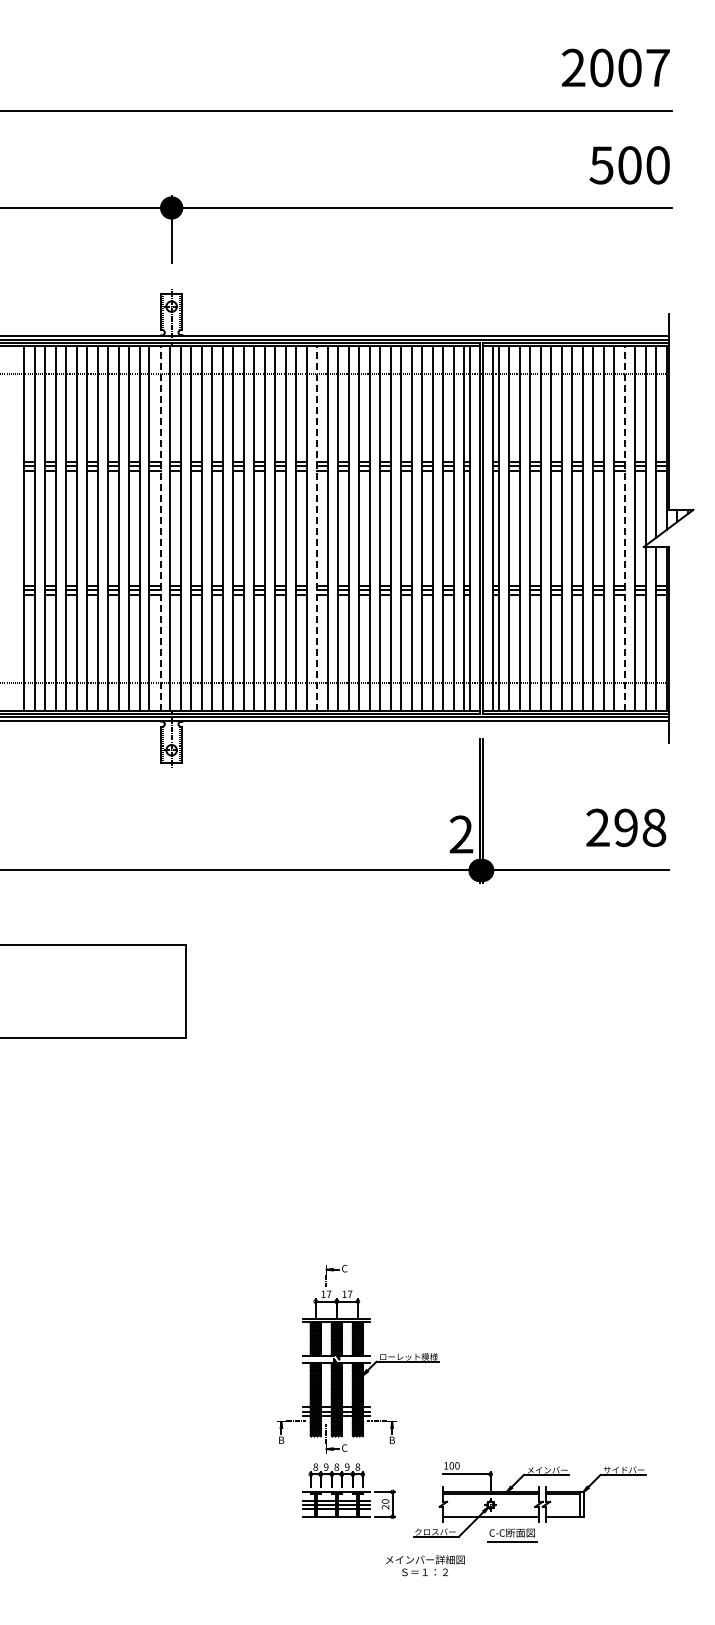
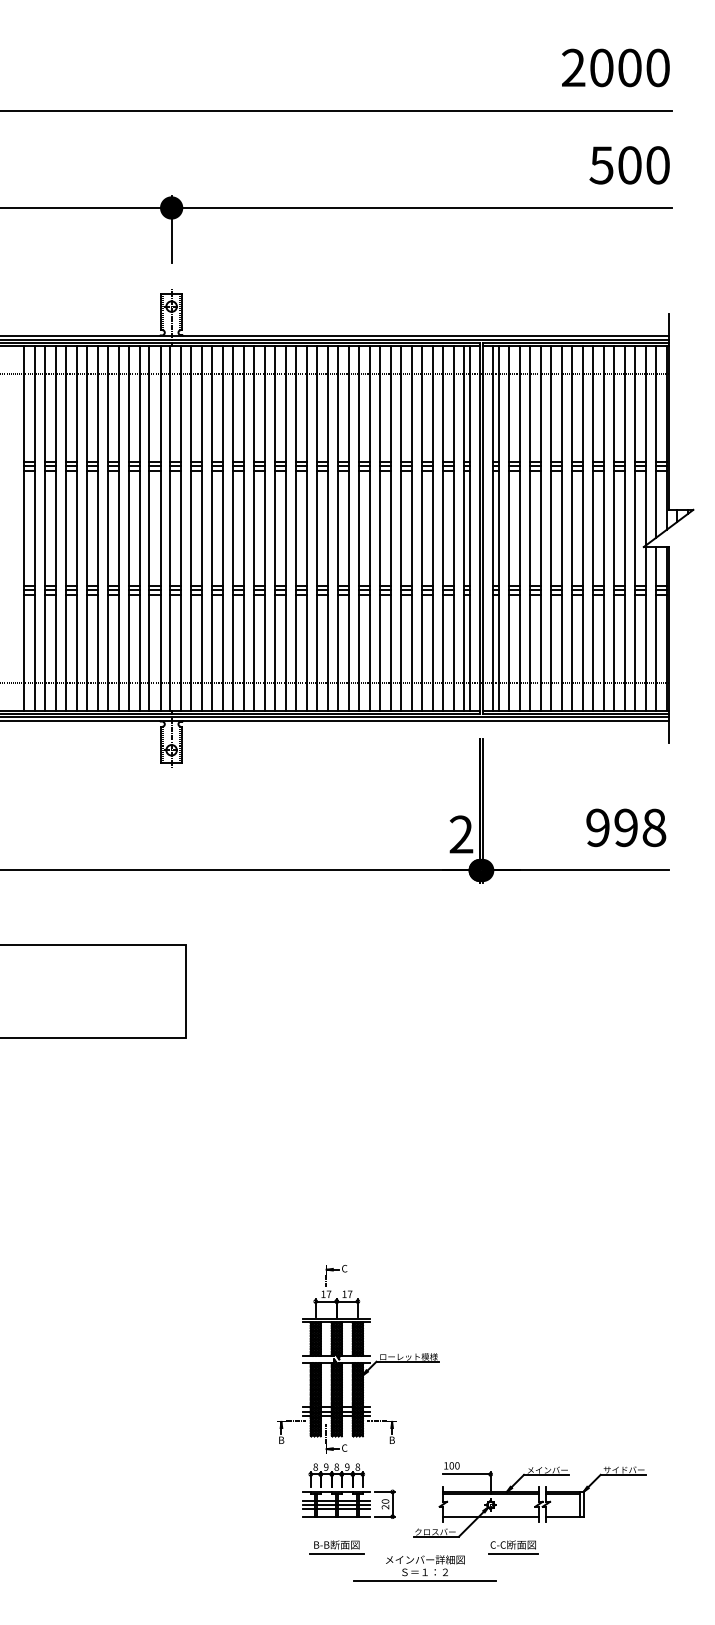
text: 2007 -> 2000 (657, 67)
line: dashed -> solid (160, 527)
line: dashed -> solid (317, 527)
line: dashed -> solid (625, 527)
text: 298 -> 998 (597, 828)
part position: (512, 1535) -> (513, 1547) (513, 1547)
part: none -> present (336, 1547)
line: none -> present (424, 1580)
